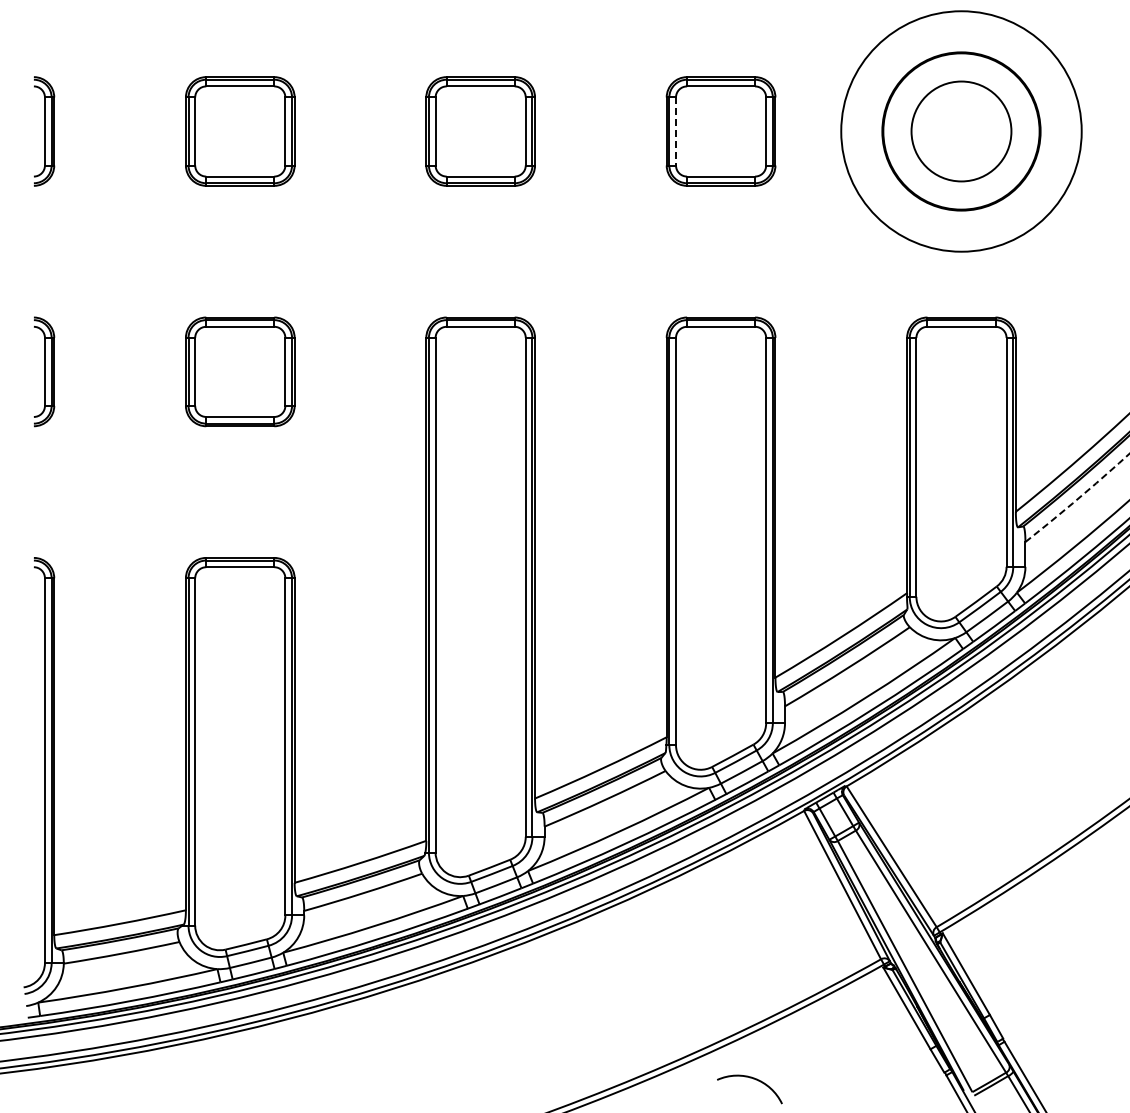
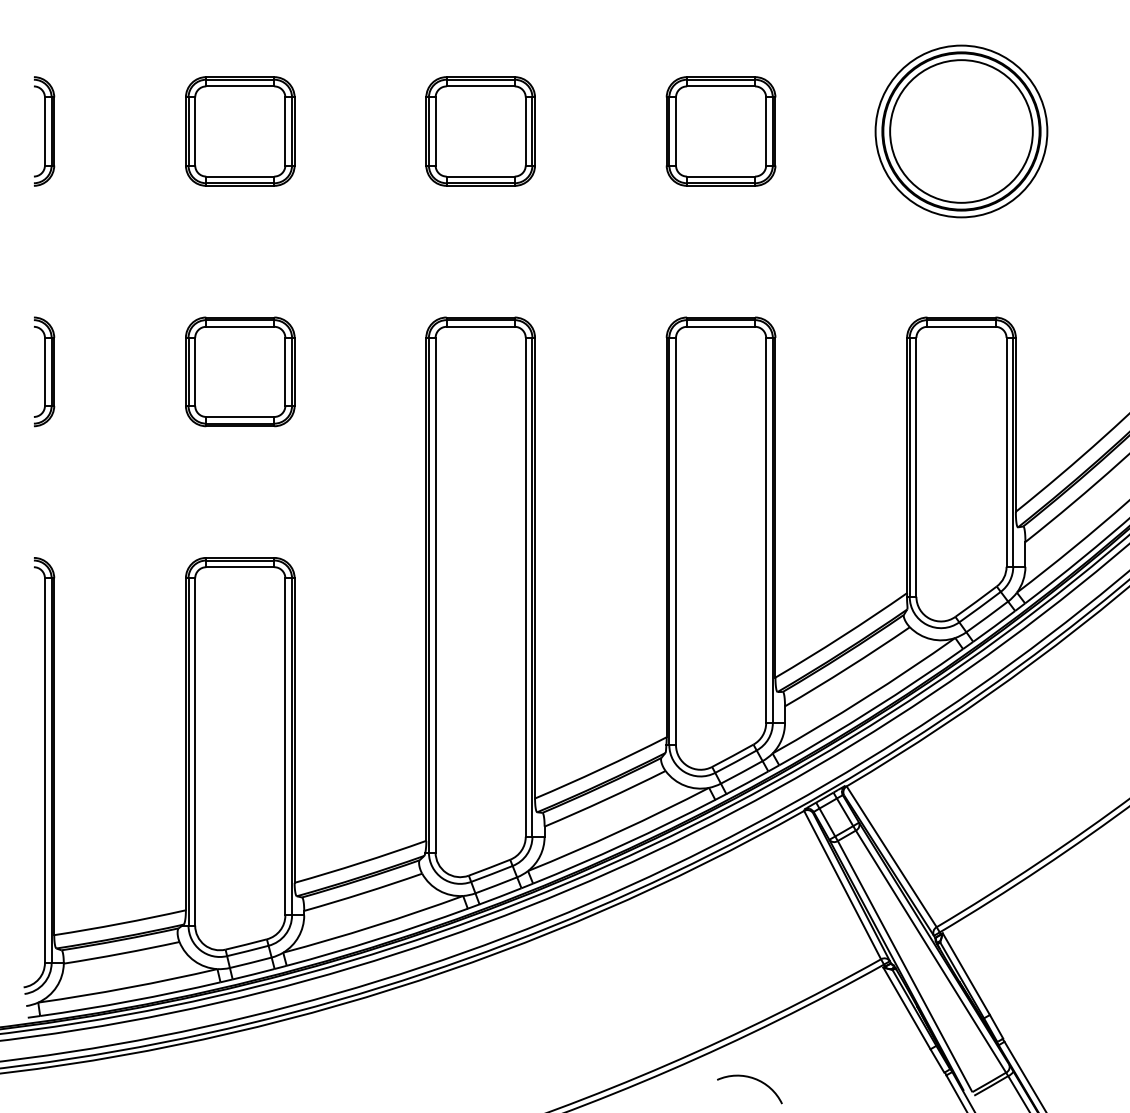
line: dashed -> solid (676, 131)
circle diameter: 100 px -> 143 px (961, 131)
circle diameter: 240 px -> 172 px (961, 131)
arc: dashed -> solid (1078, 498)
